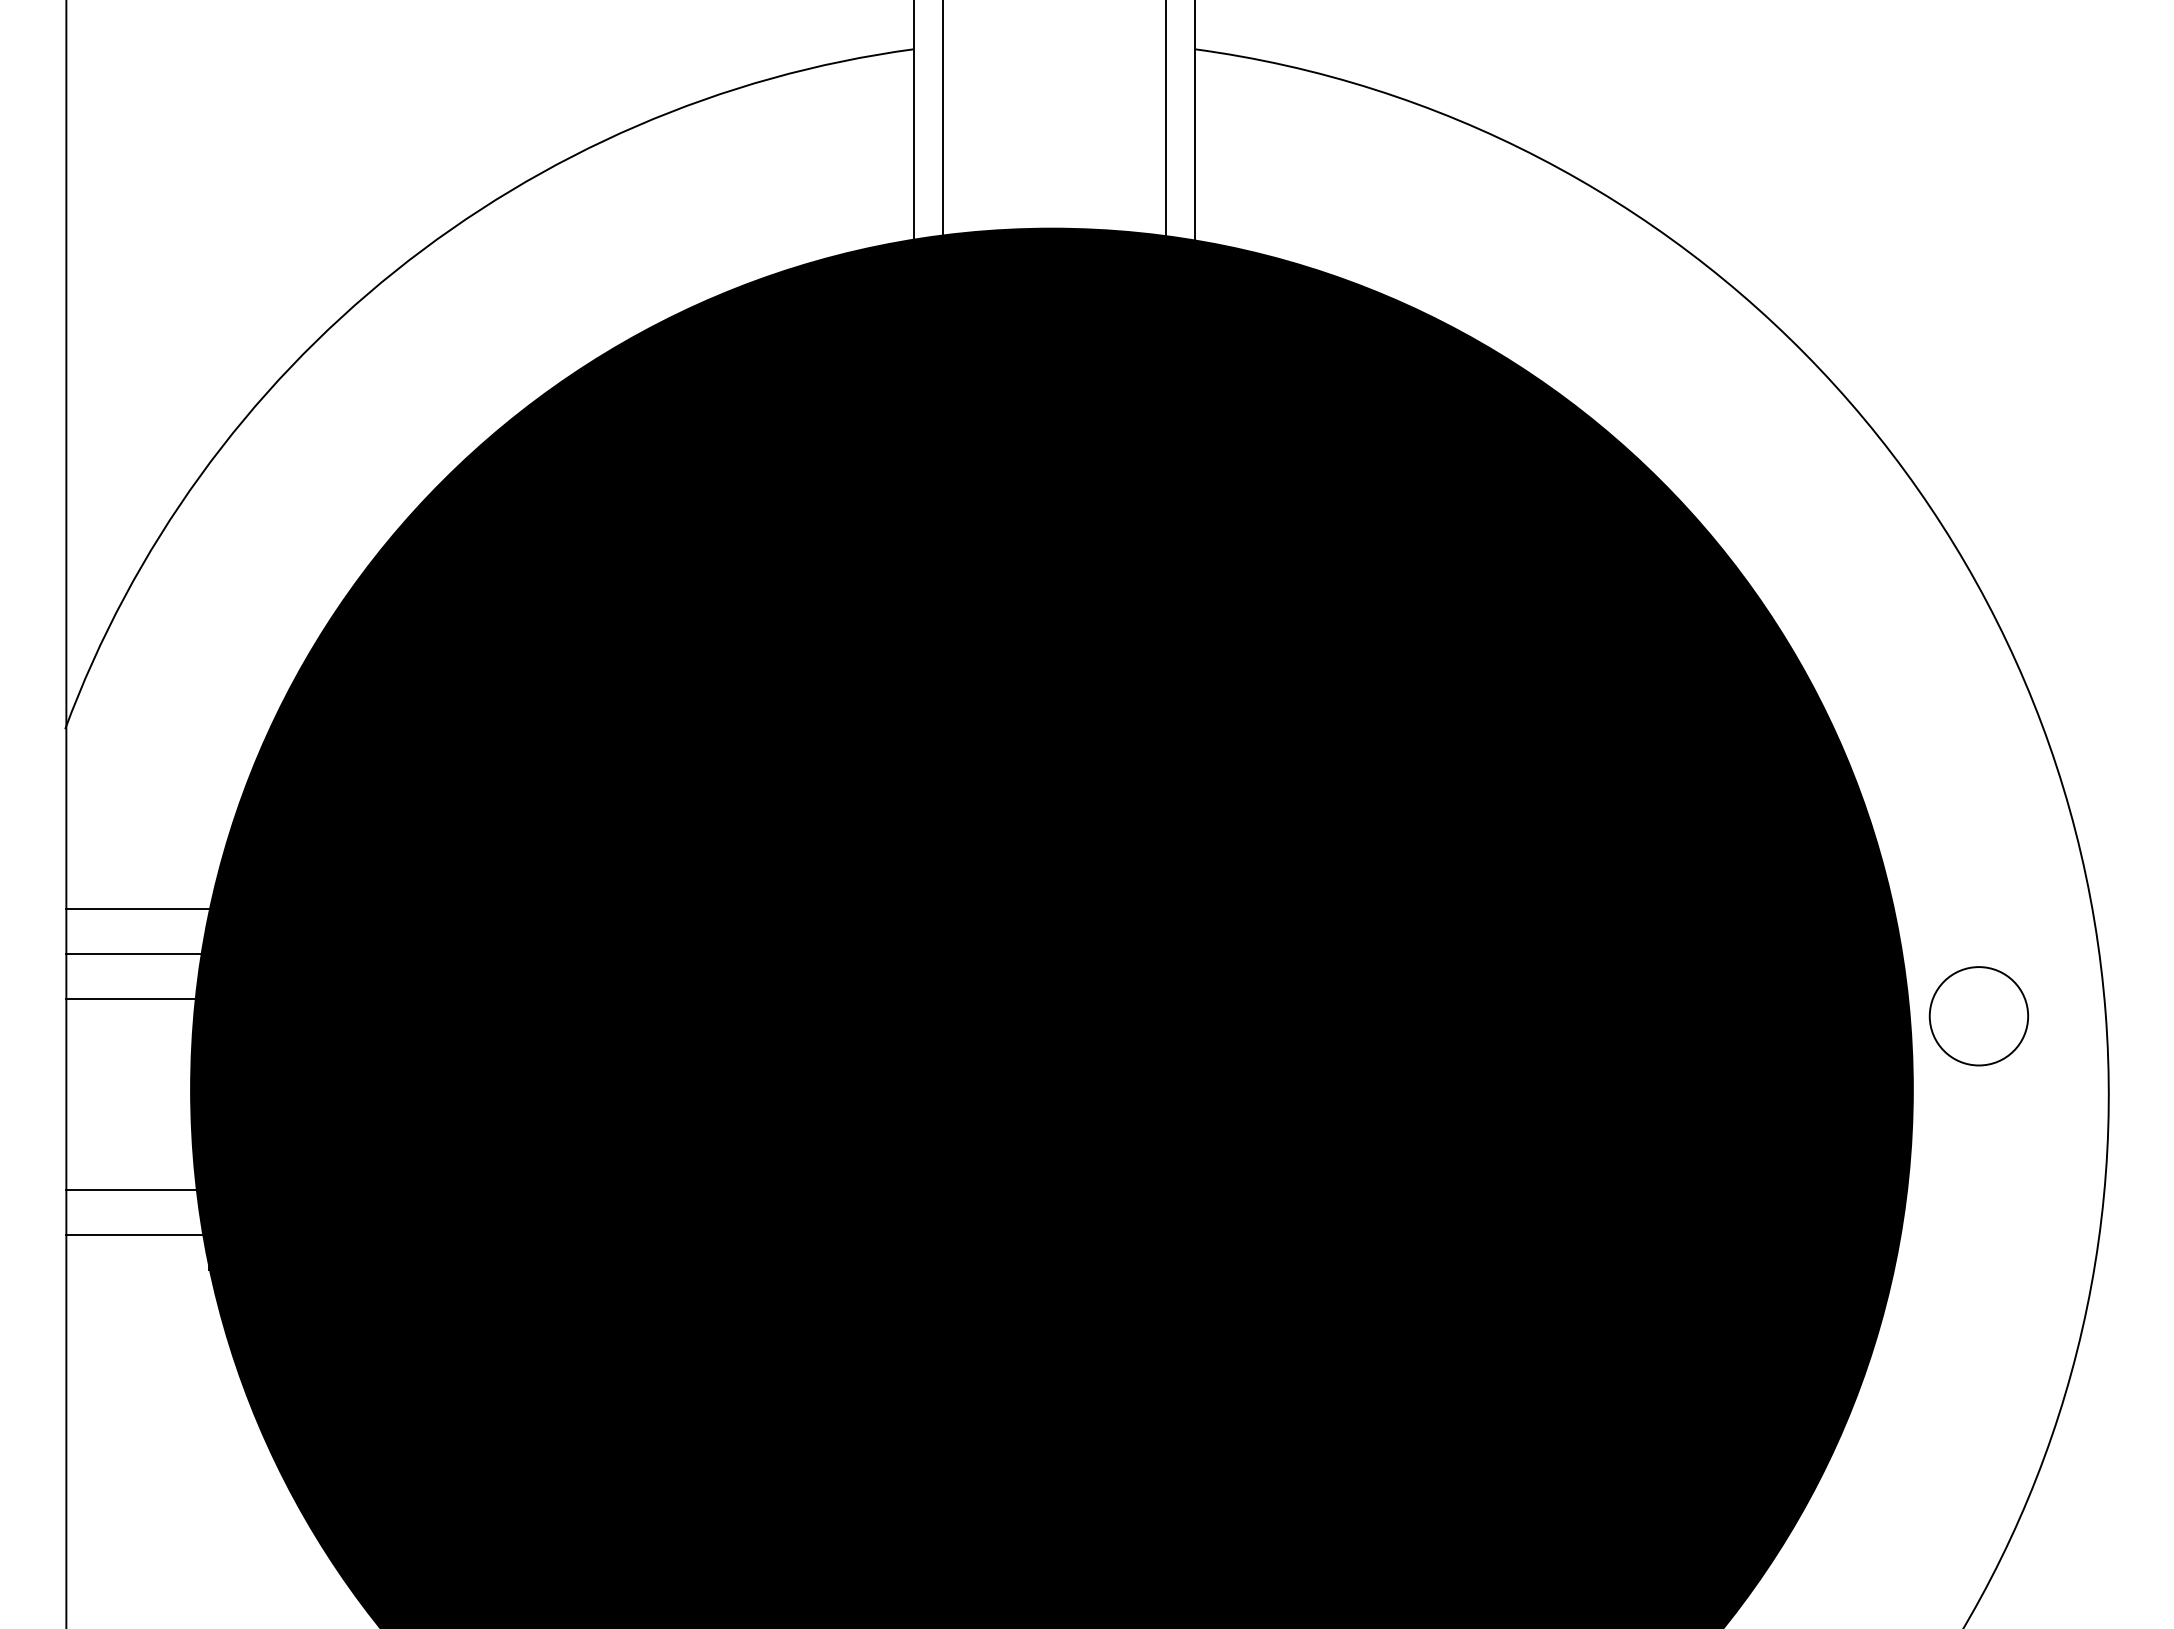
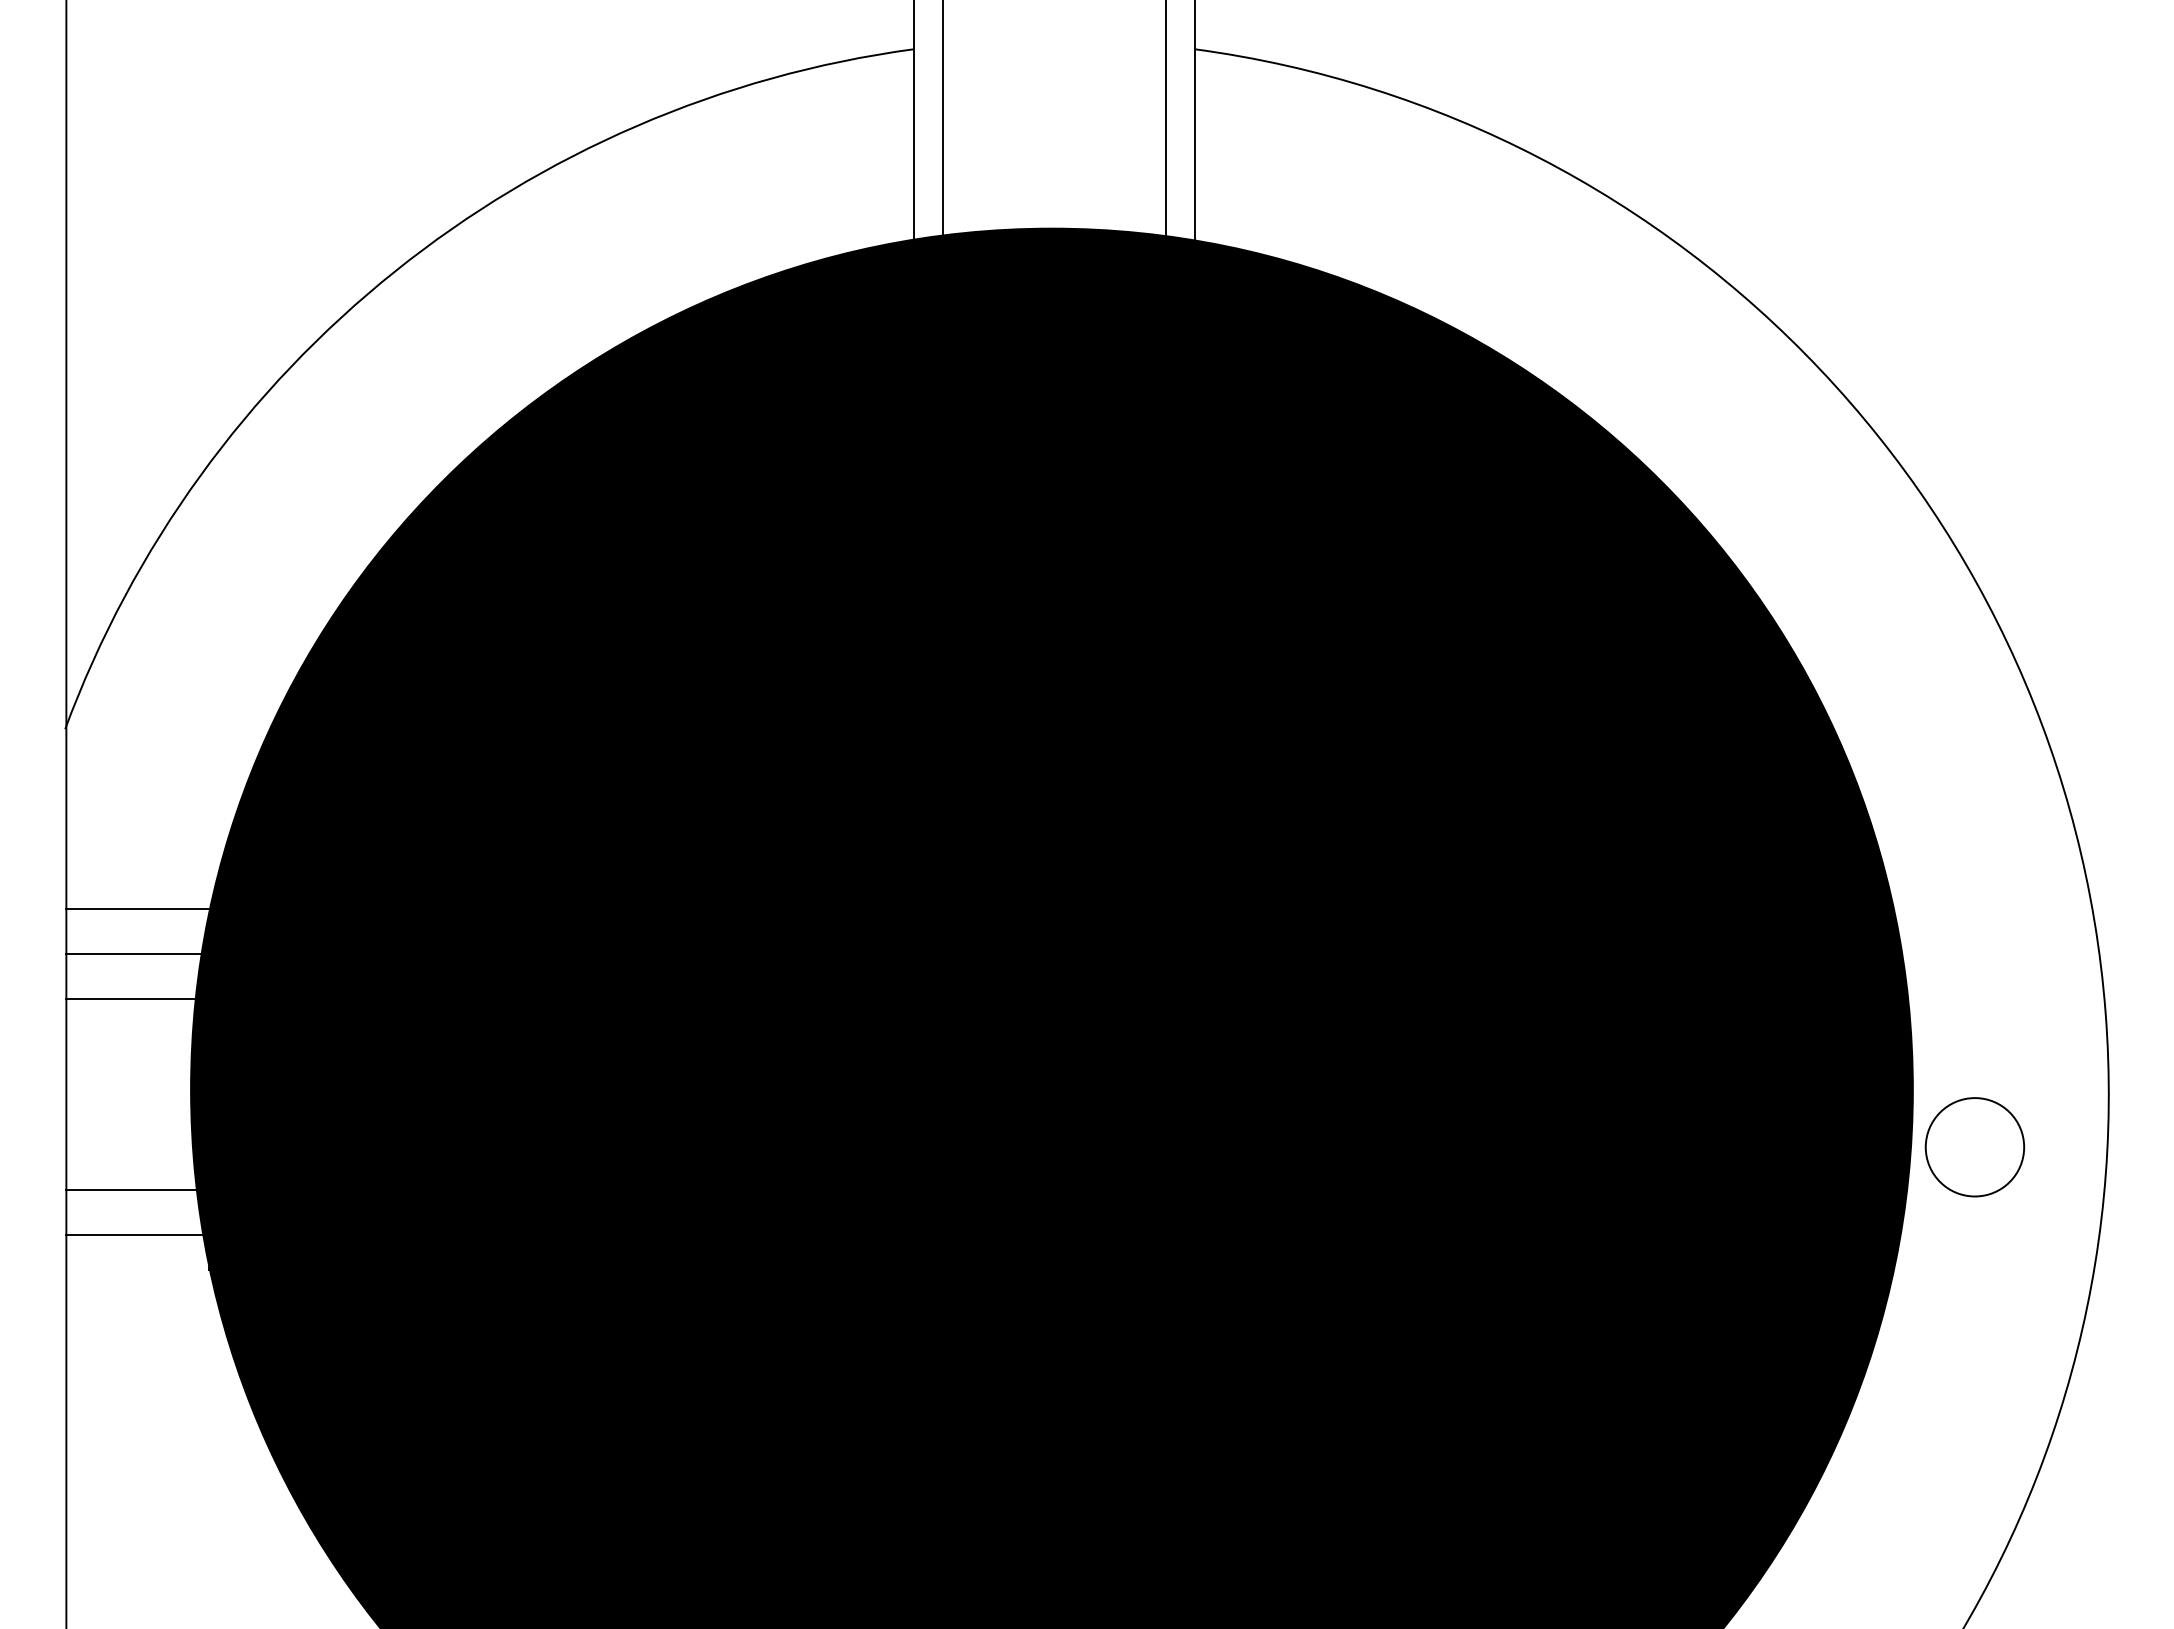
circle position: (1978, 1016) -> (1974, 1147) (1974, 1147)
